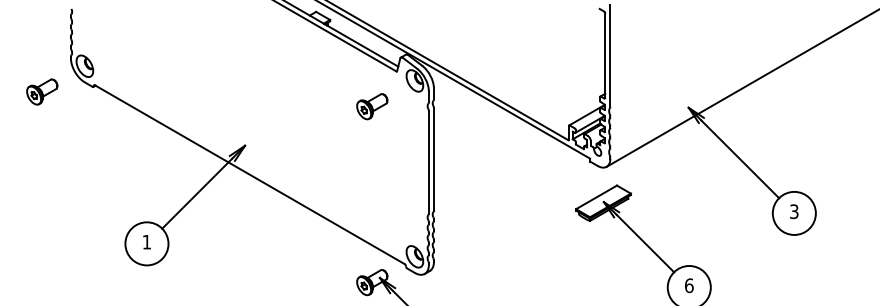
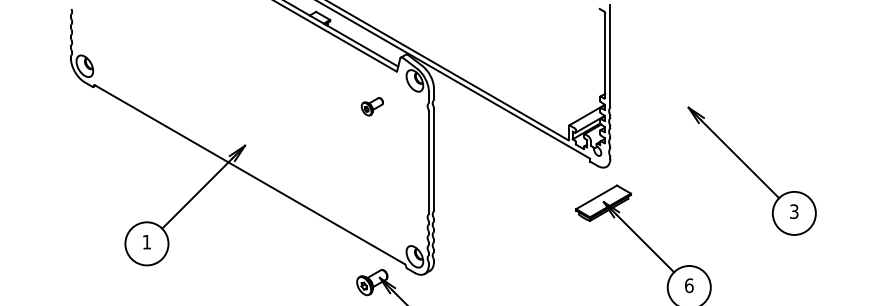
line: present -> none (741, 88)
part: present -> none (42, 91)
part size: 33x28 px -> 24x20 px (371, 106)
